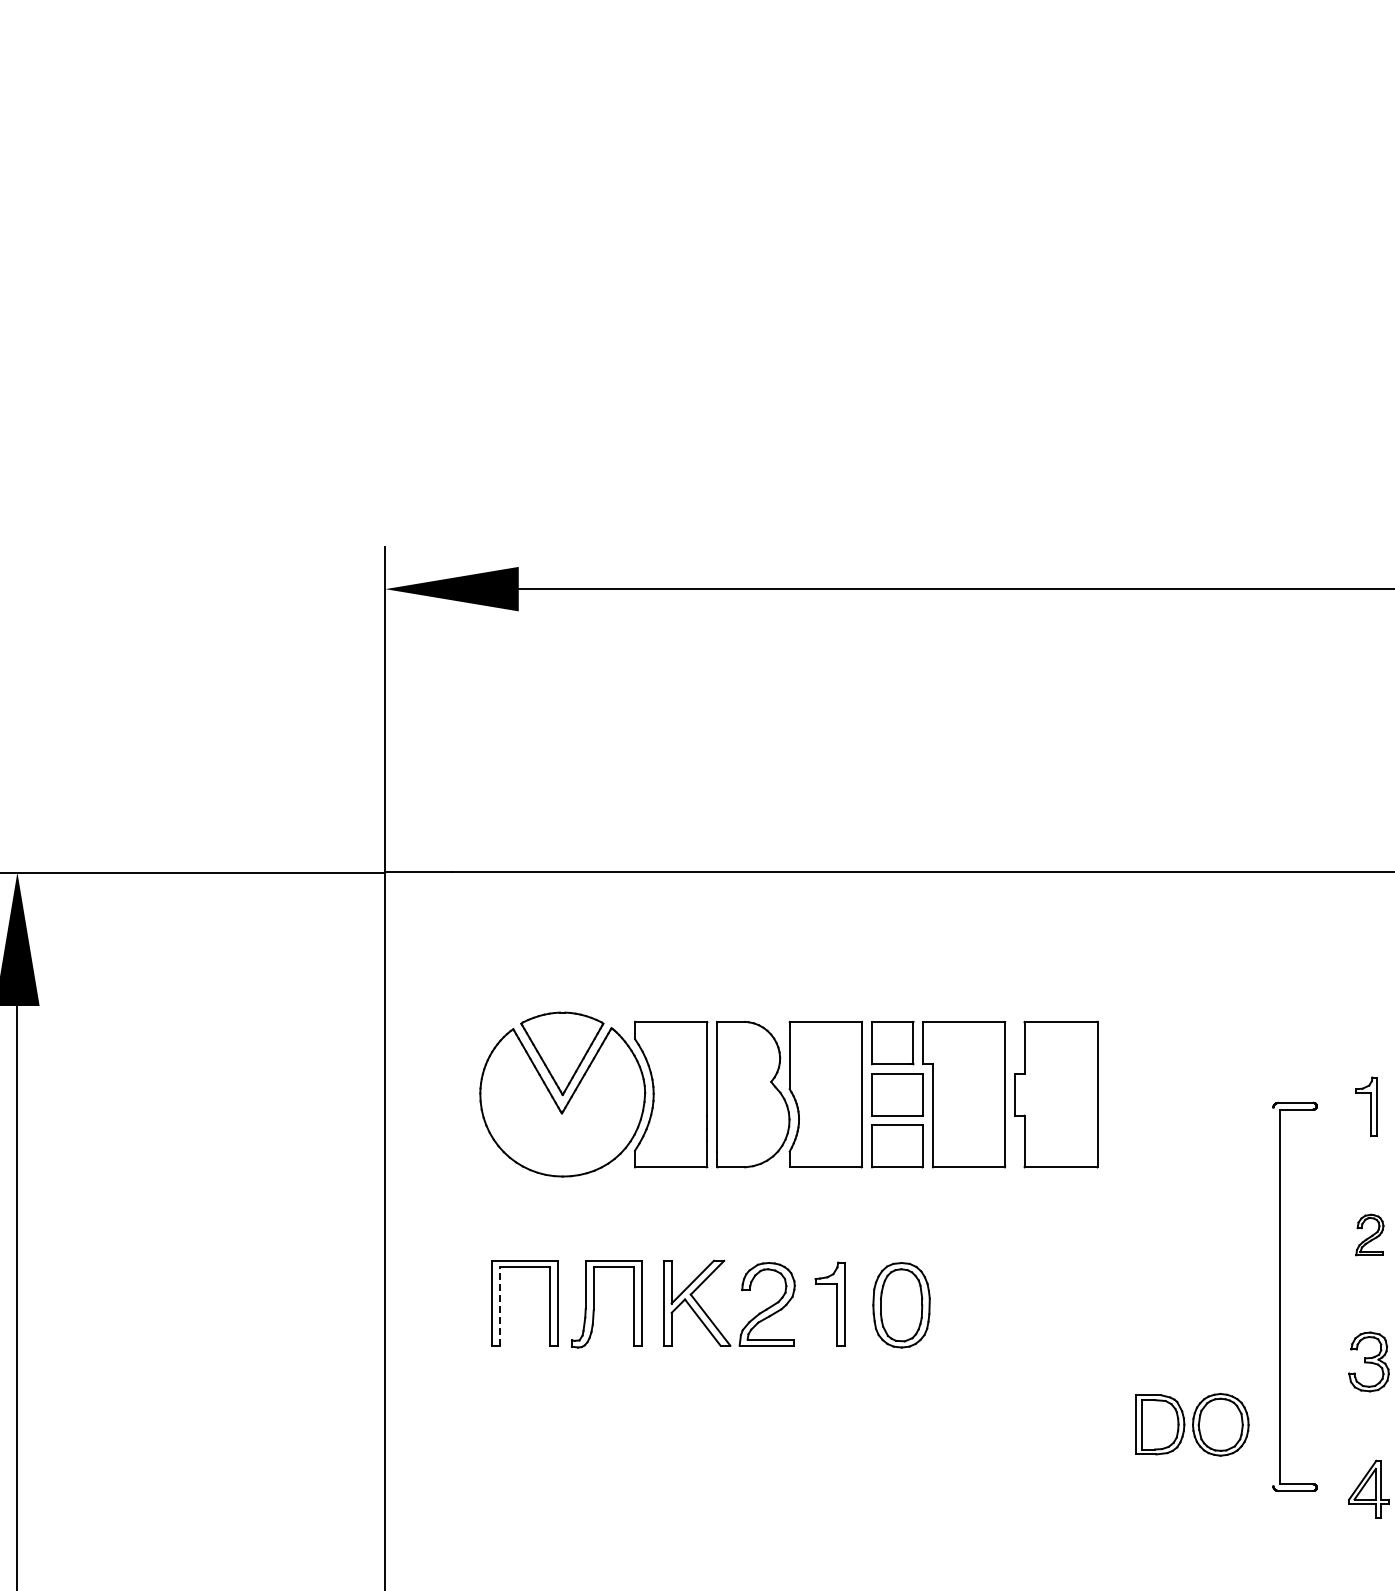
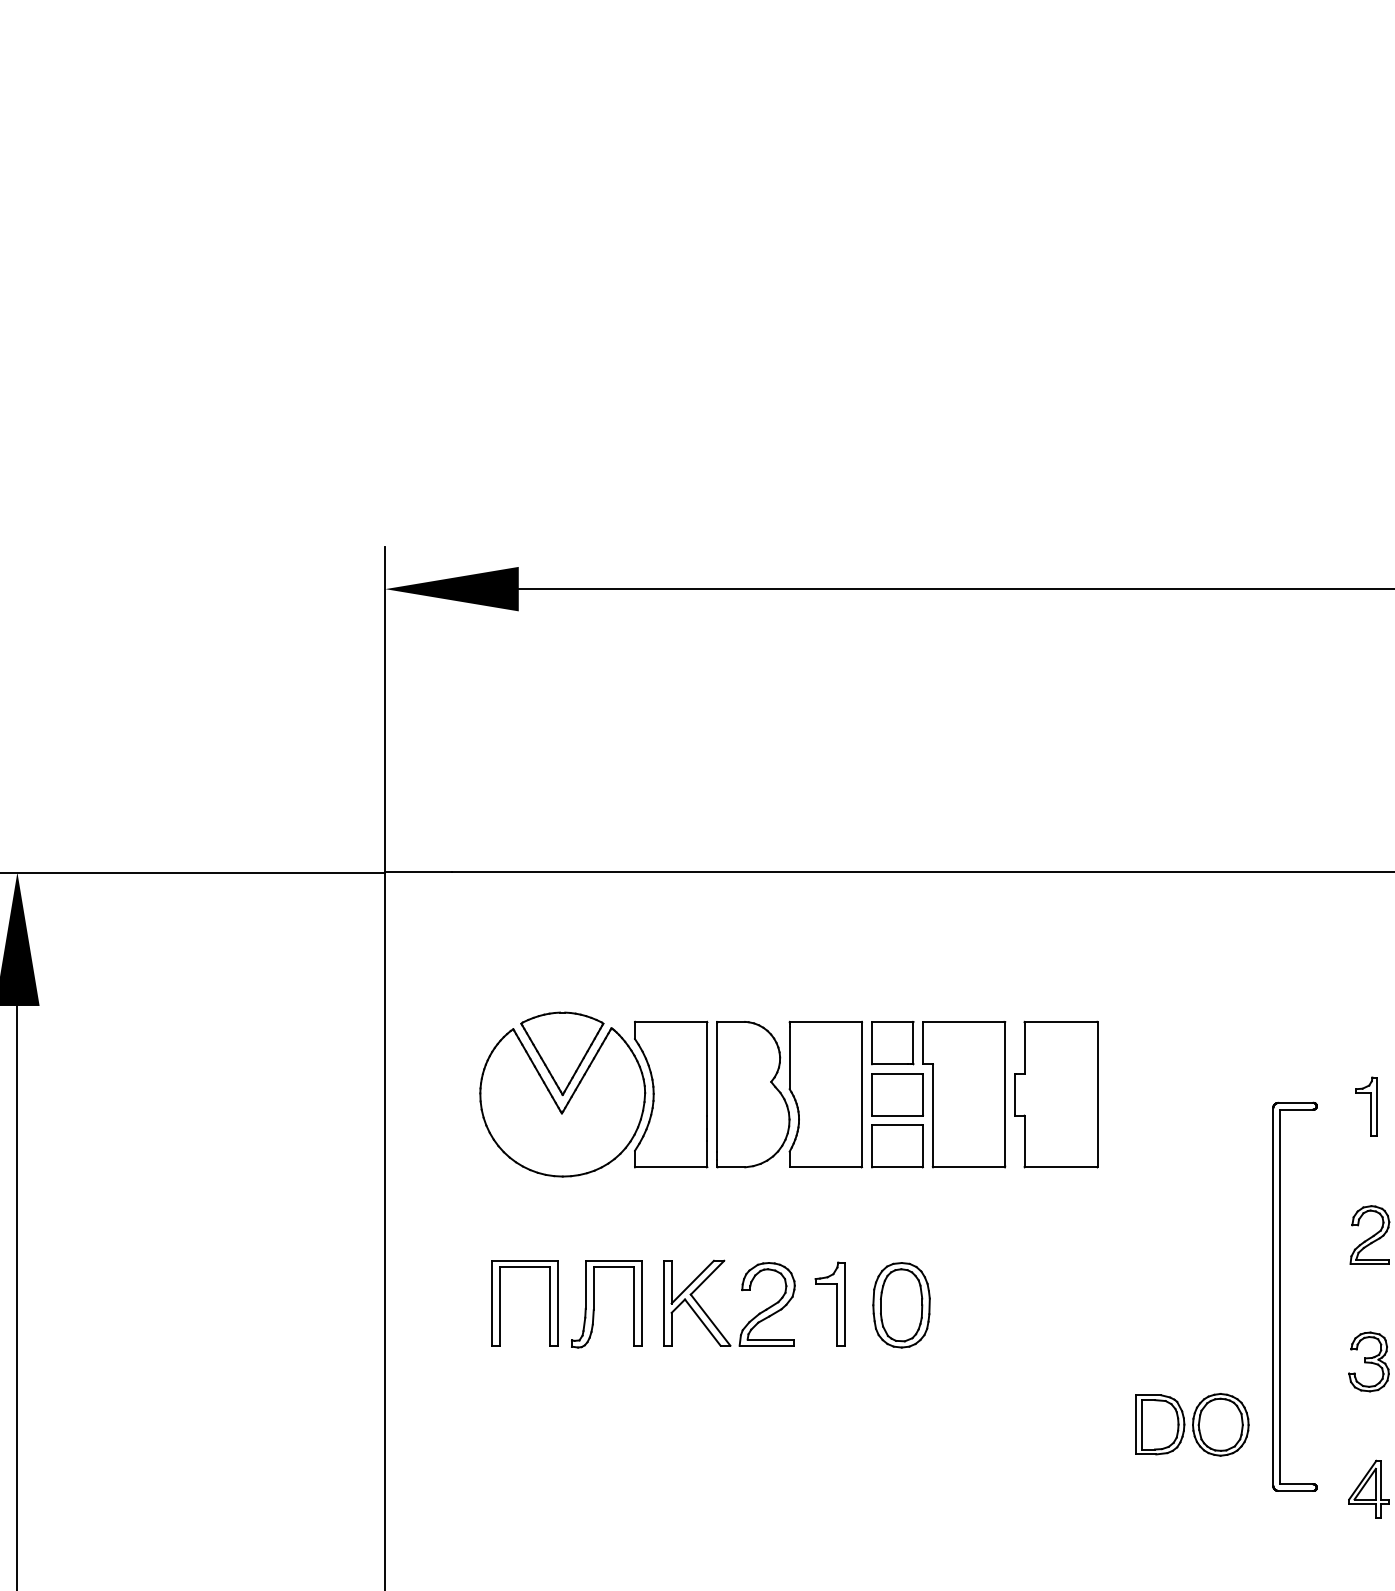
part size: 30x44 px -> 42x60 px (1369, 1234)
line: none -> present (1273, 1296)
line: dashed -> solid (499, 1306)
